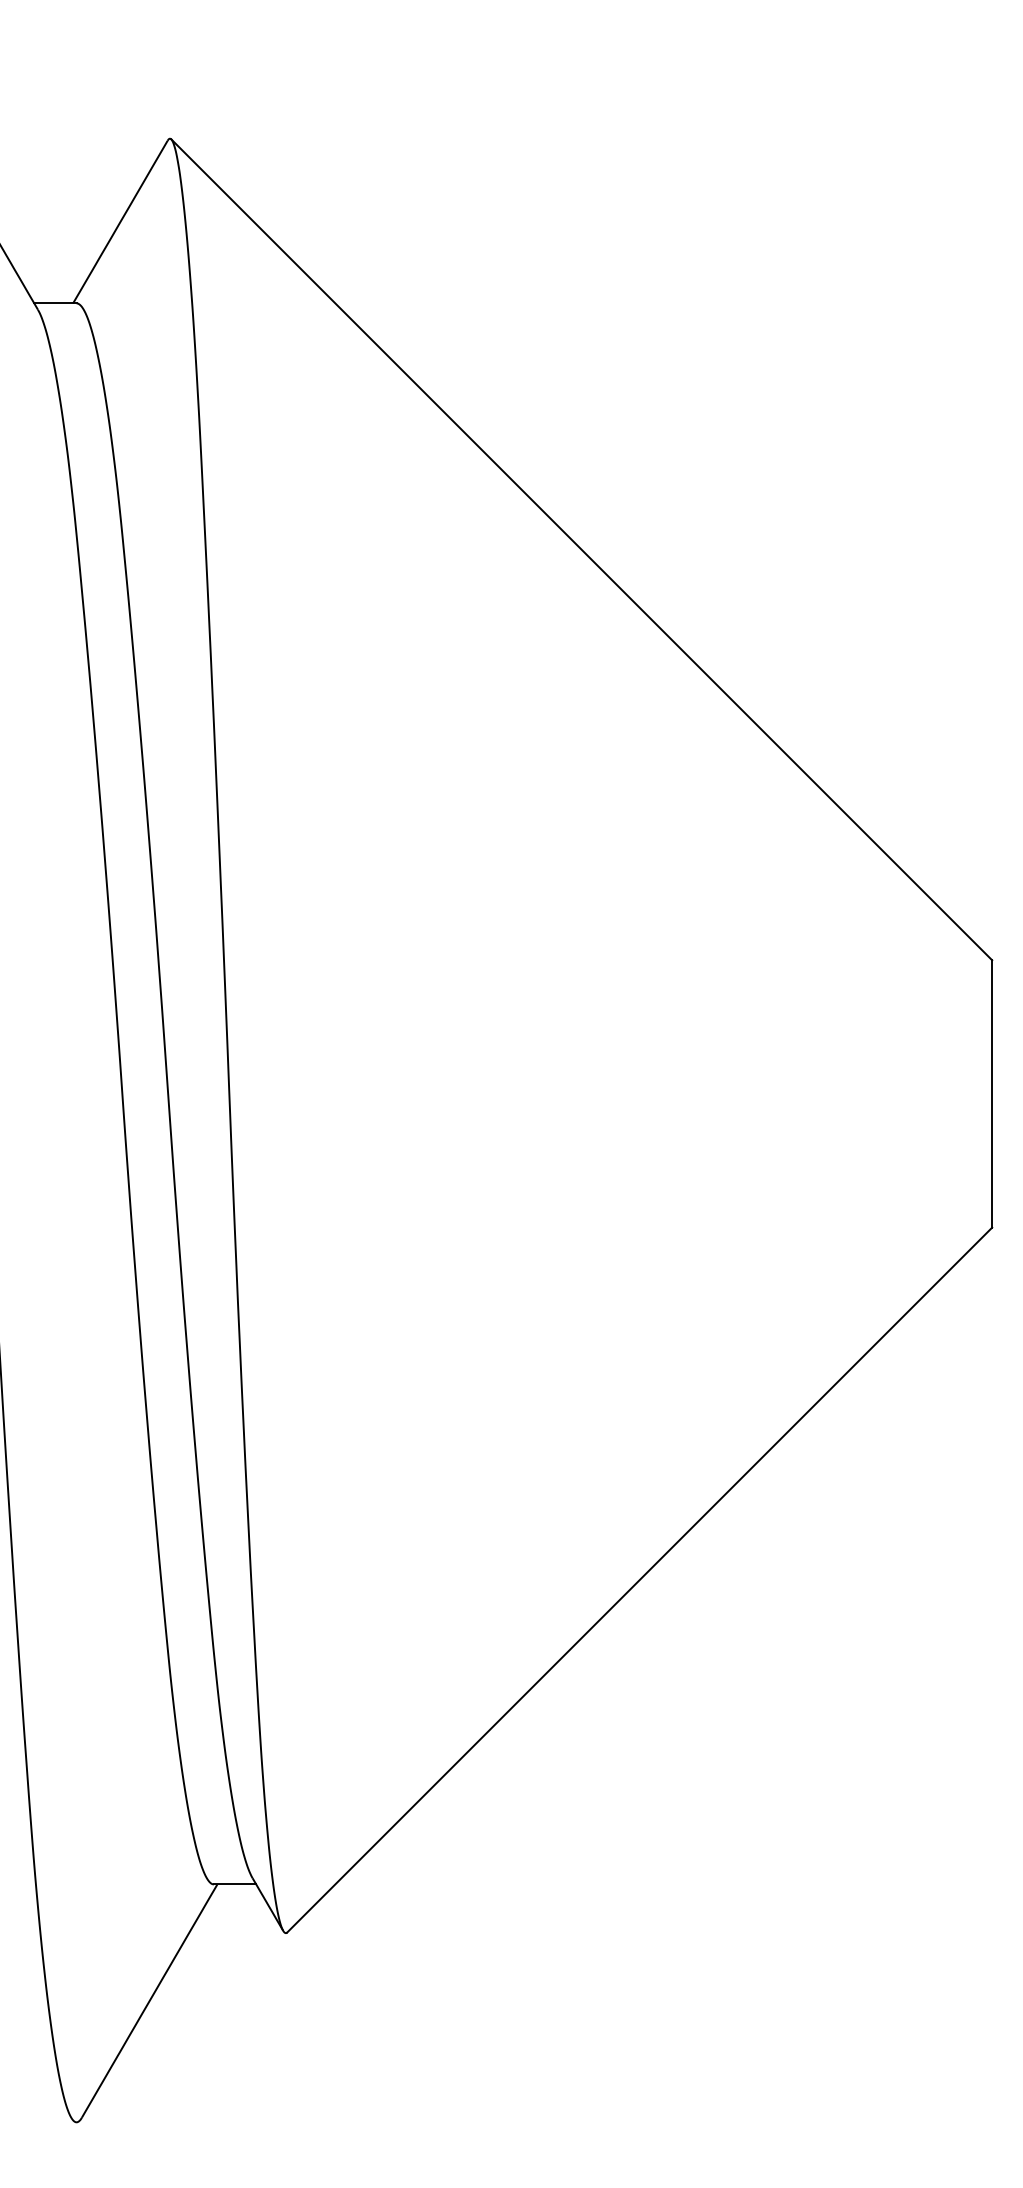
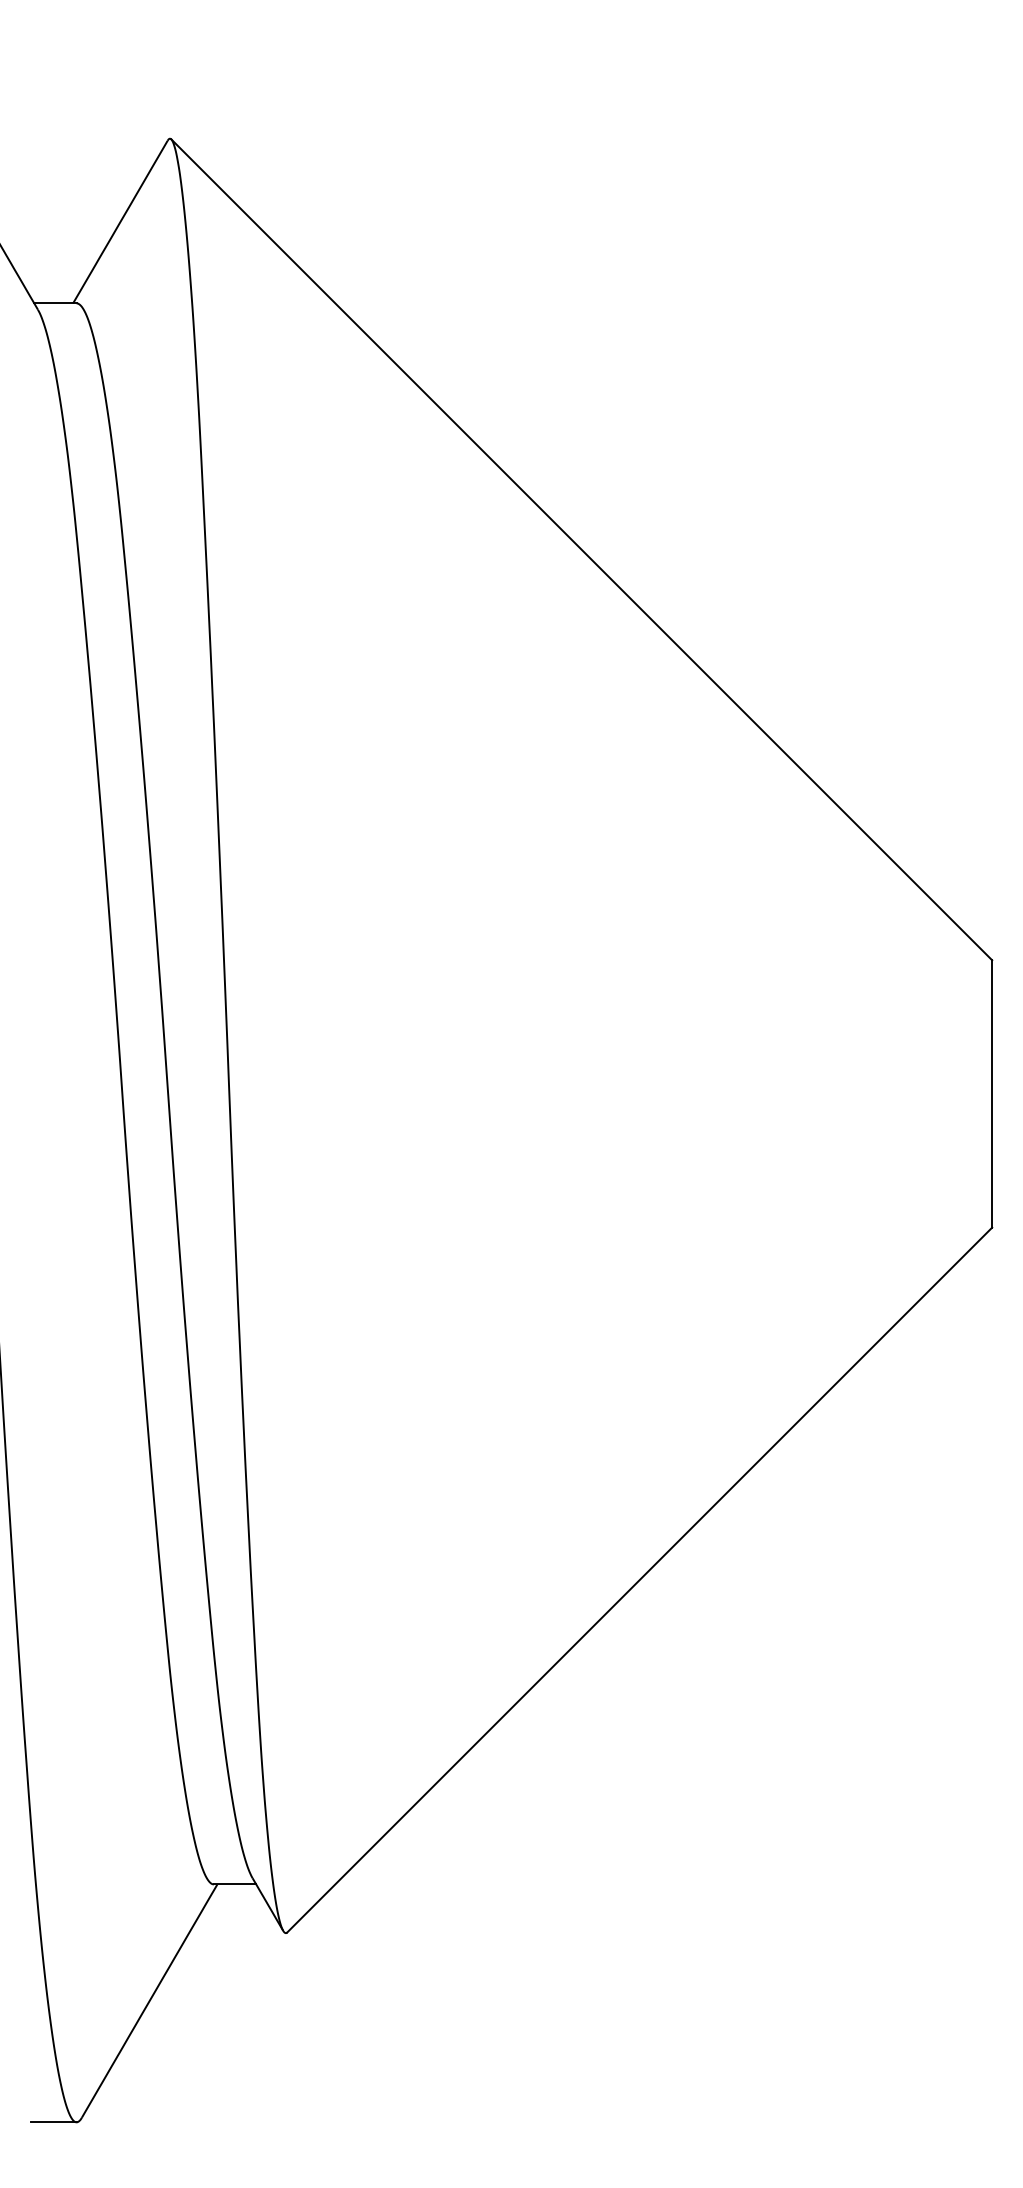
line: none -> present (53, 2122)
